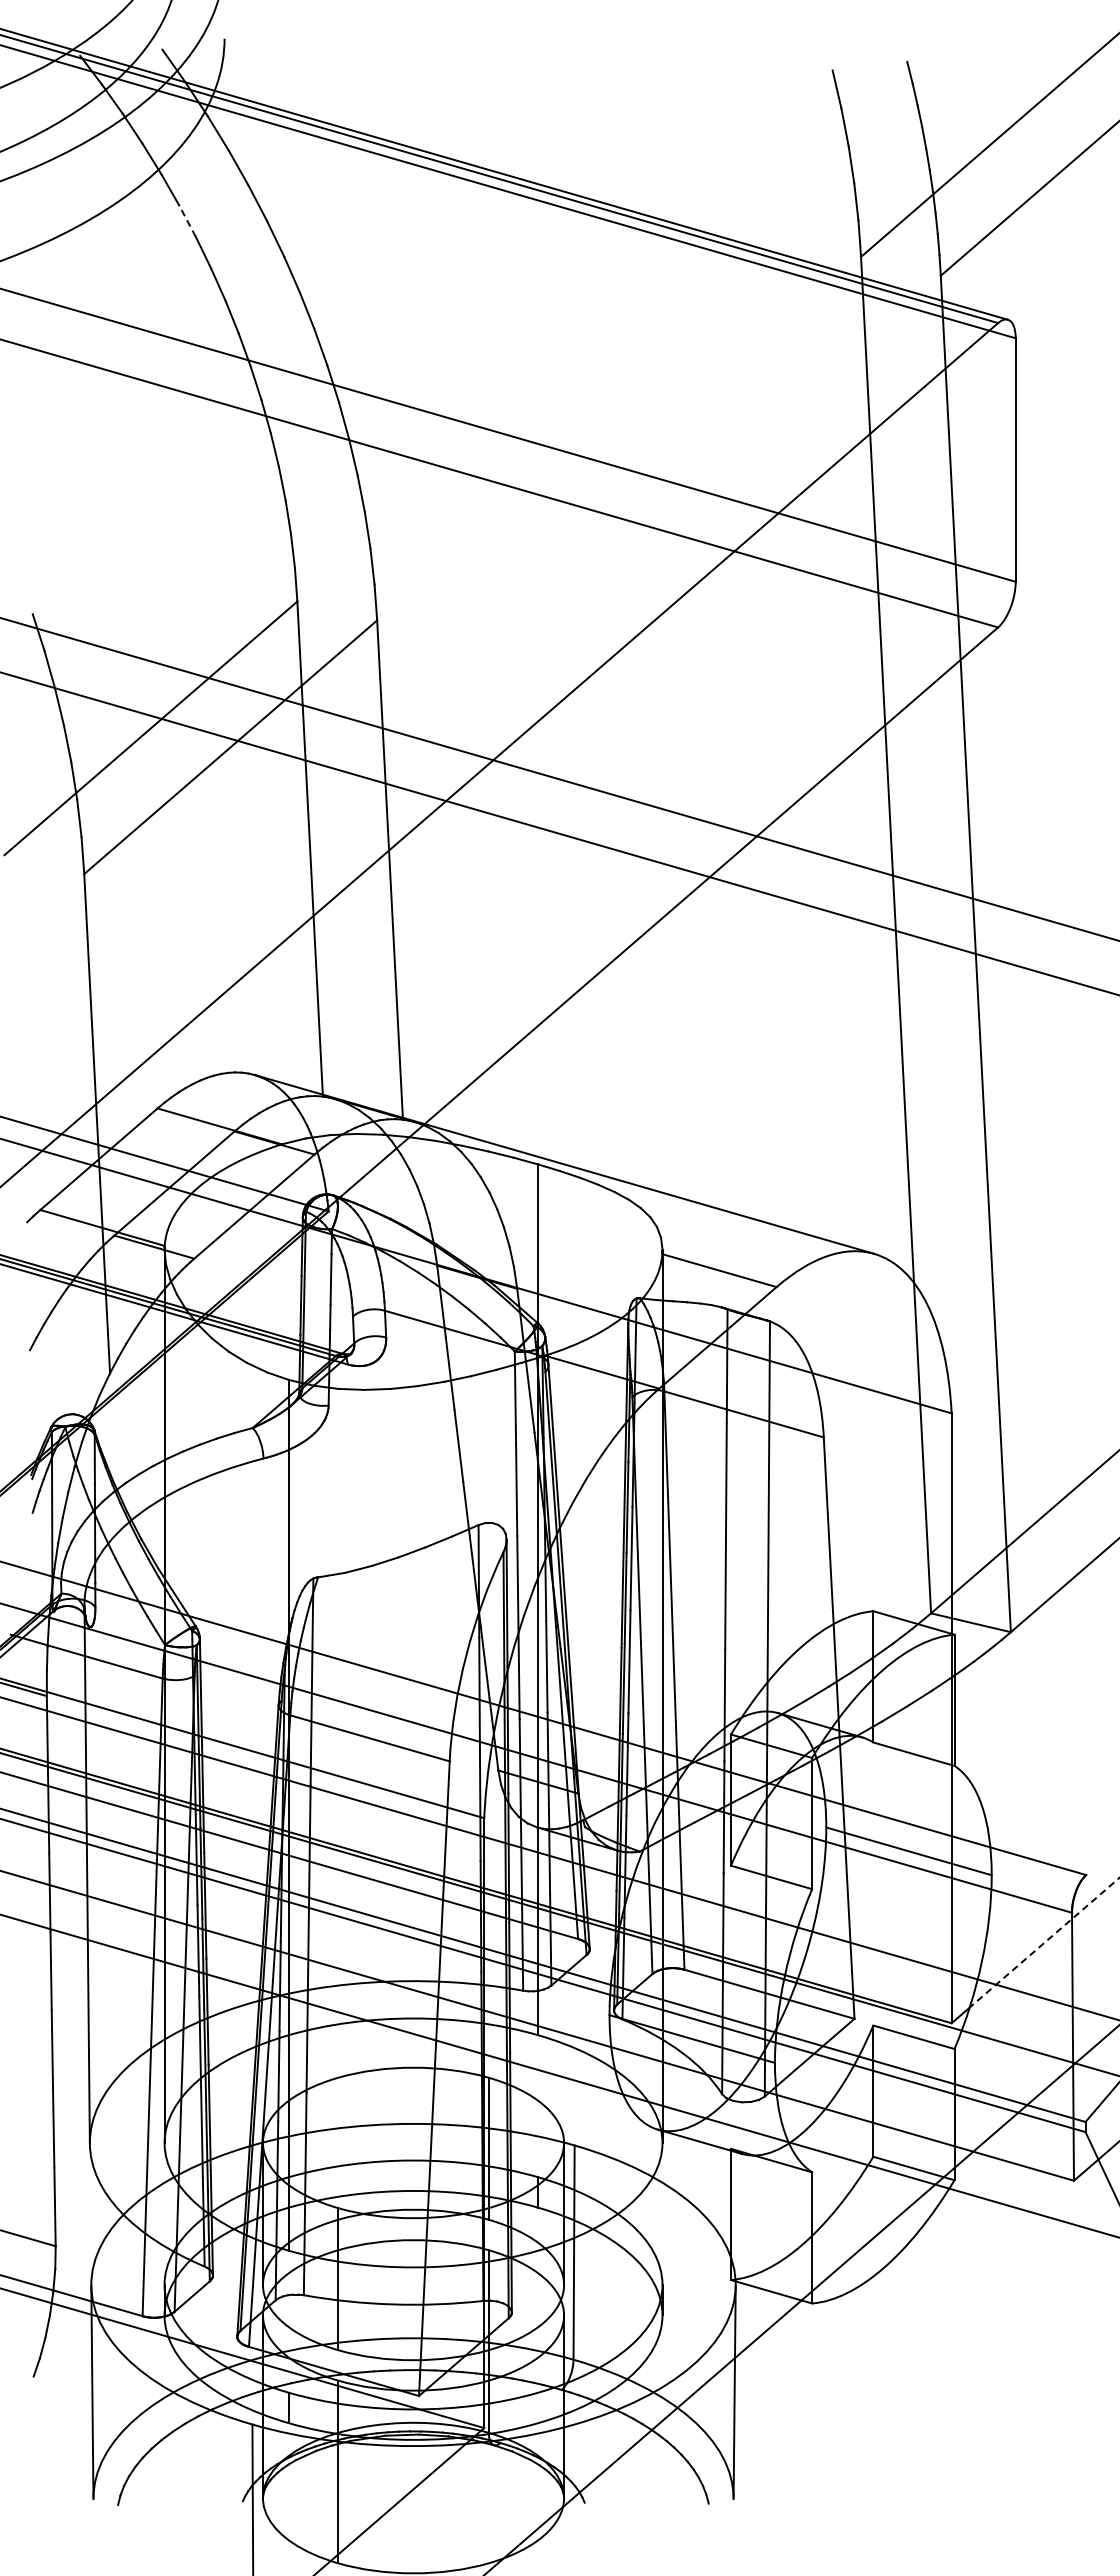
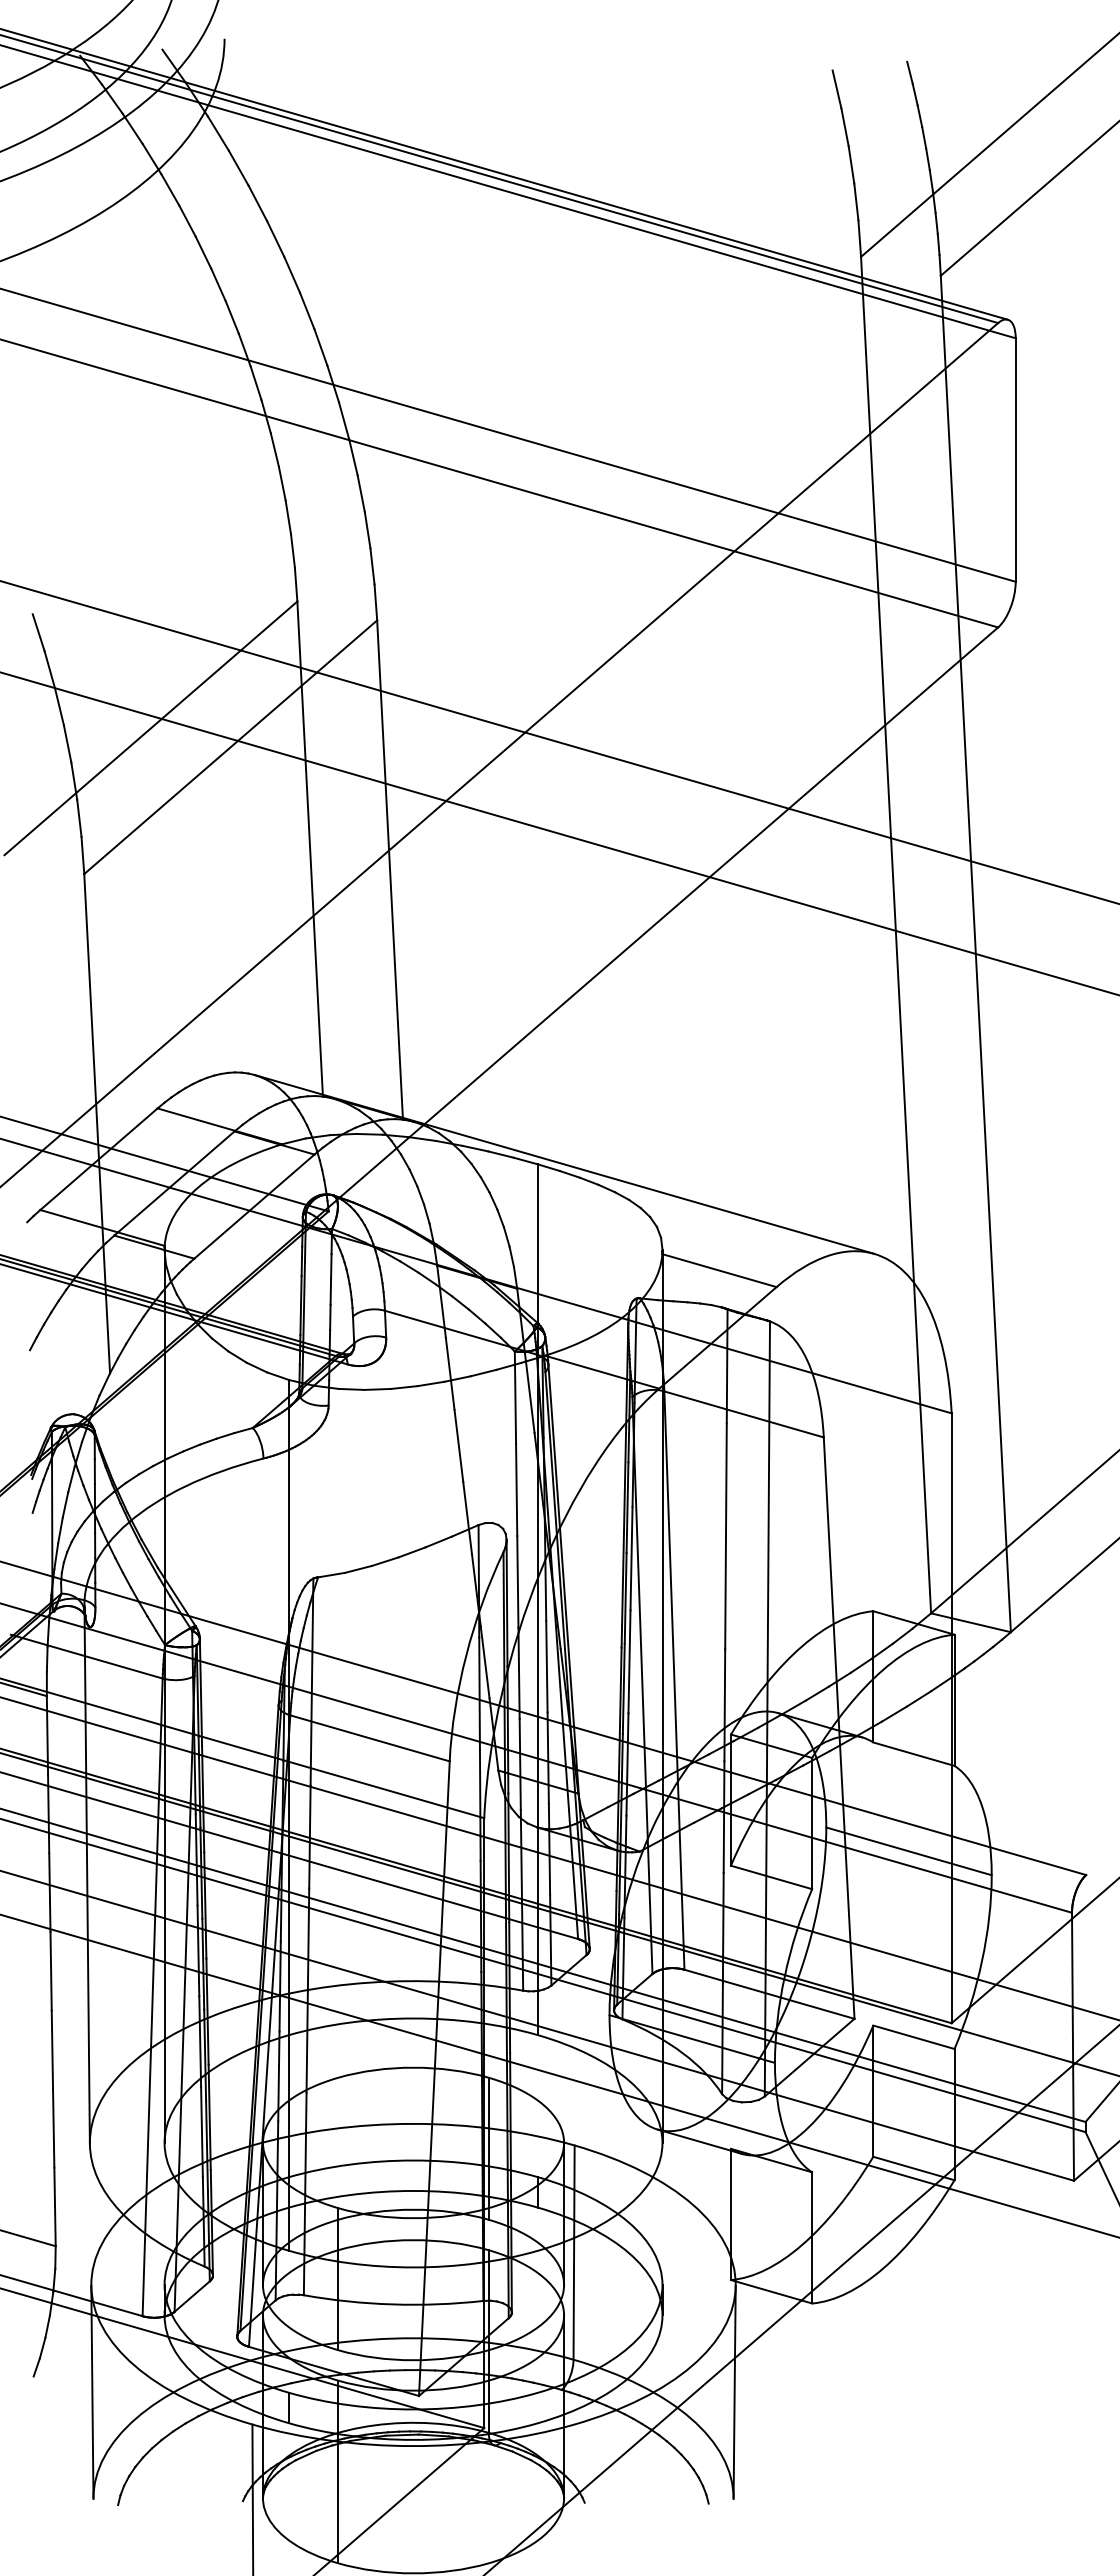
line: dashed -> solid (187, 221)
line position: (559, 779) -> (559, 742) (559, 742)
line: dashed -> solid (1044, 1942)
